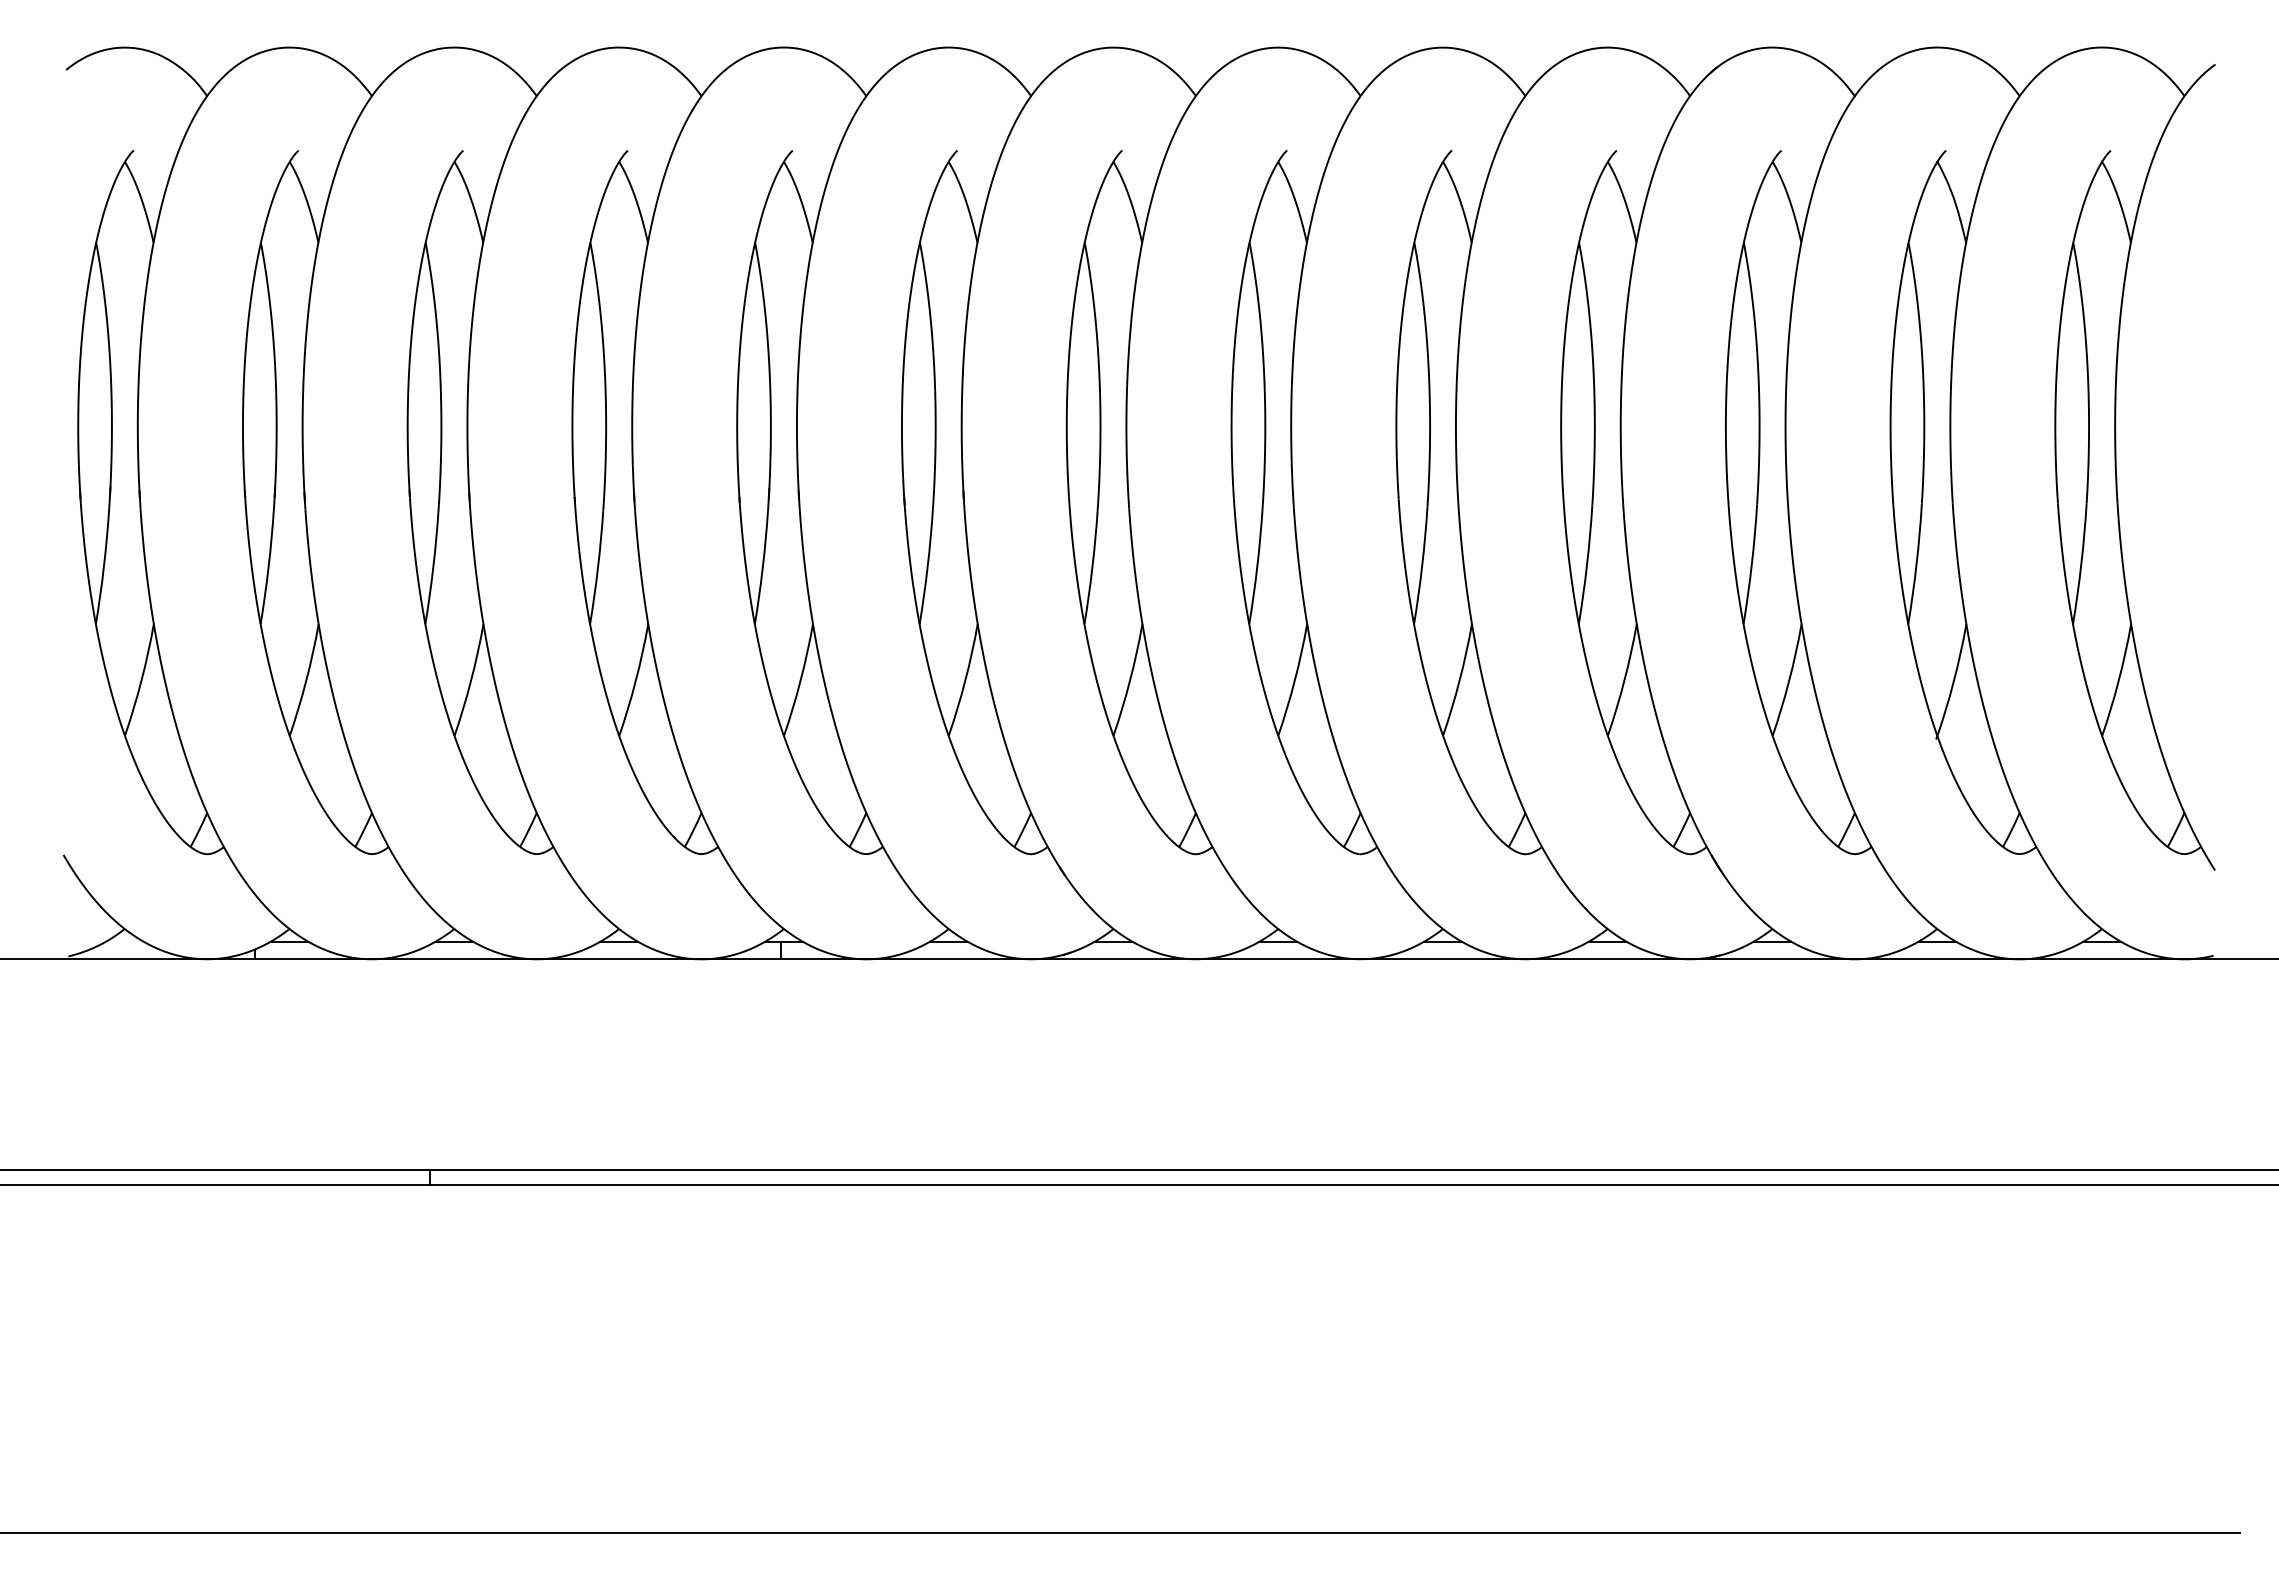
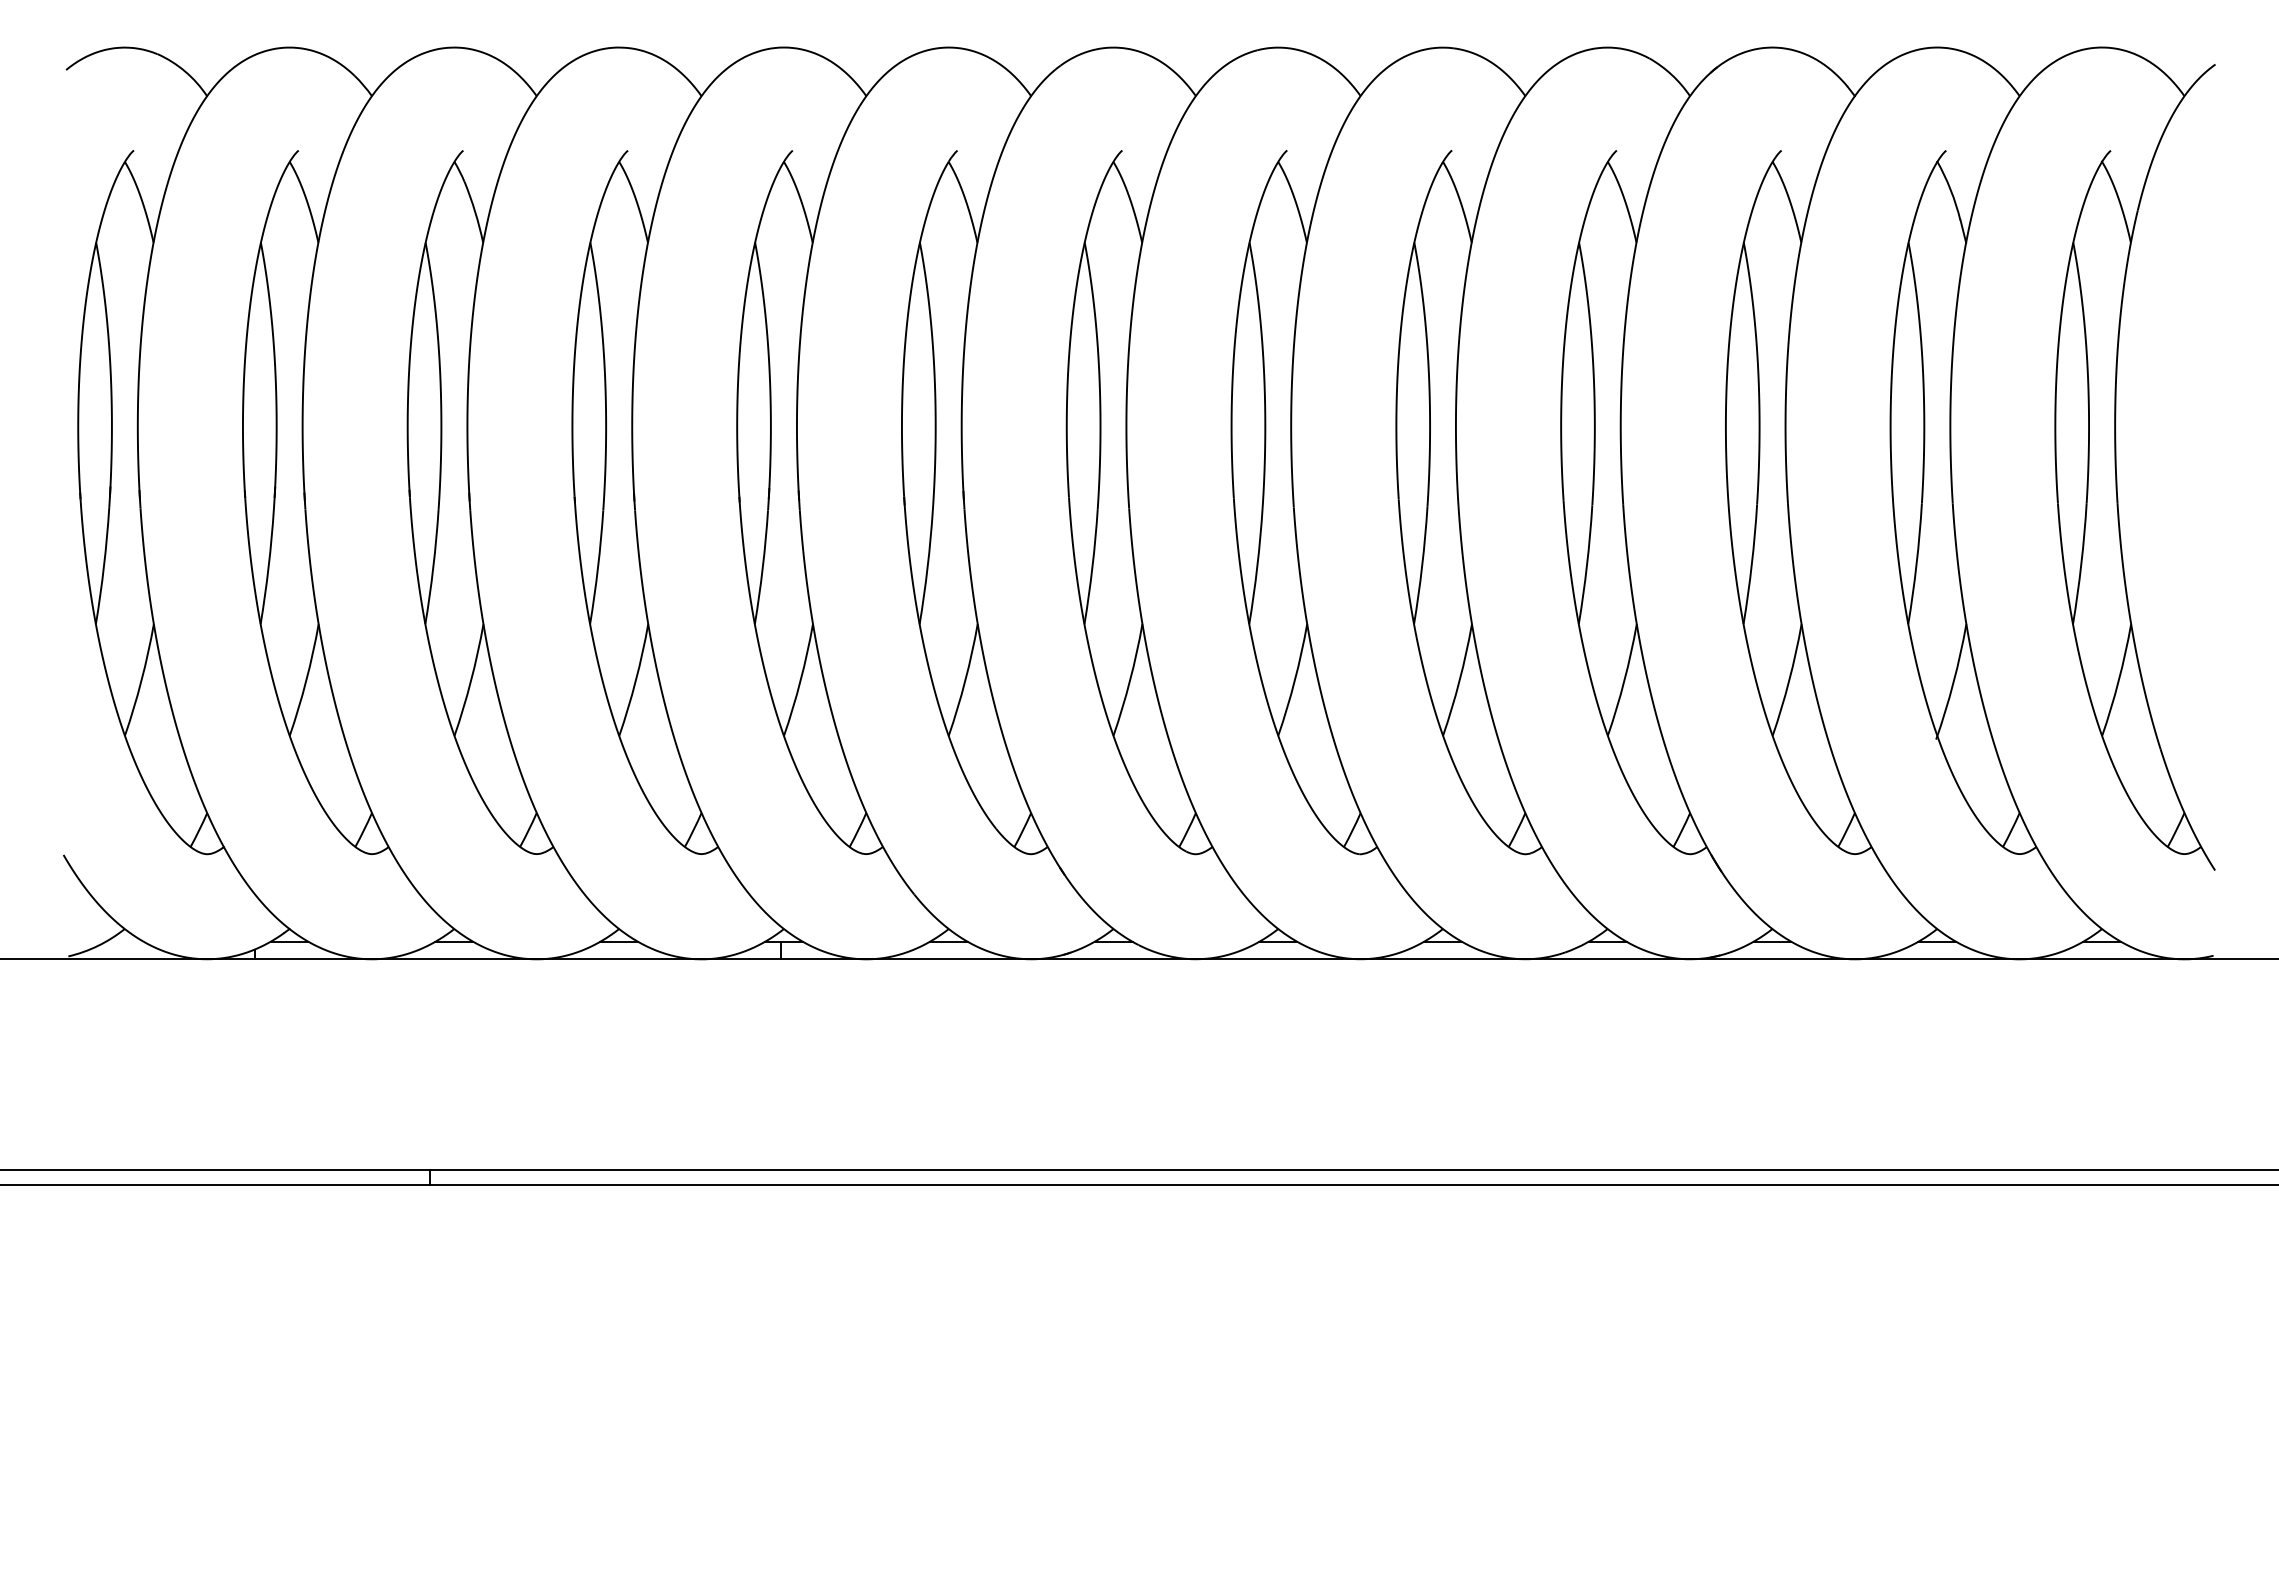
line: present -> none (1121, 1533)
